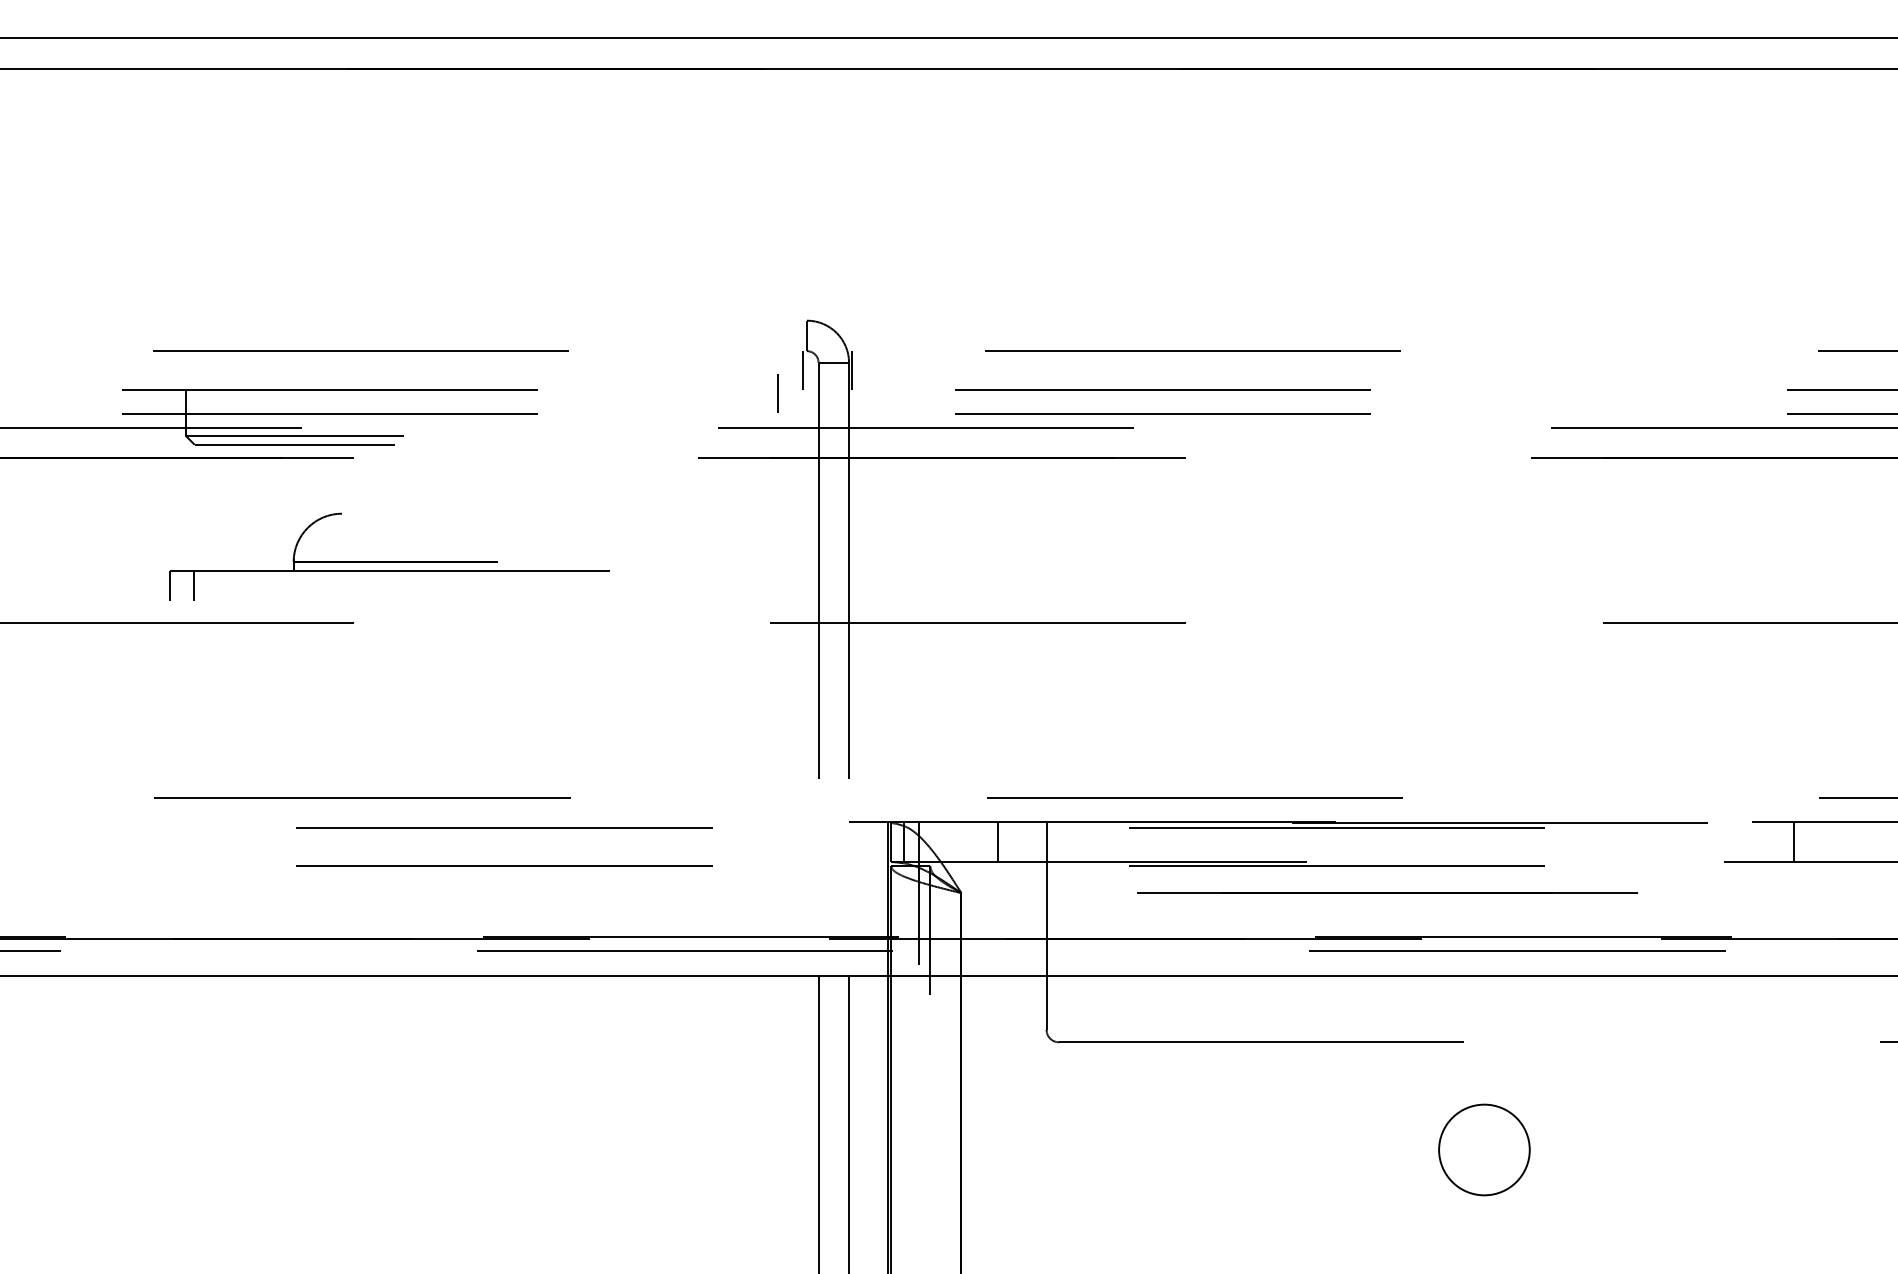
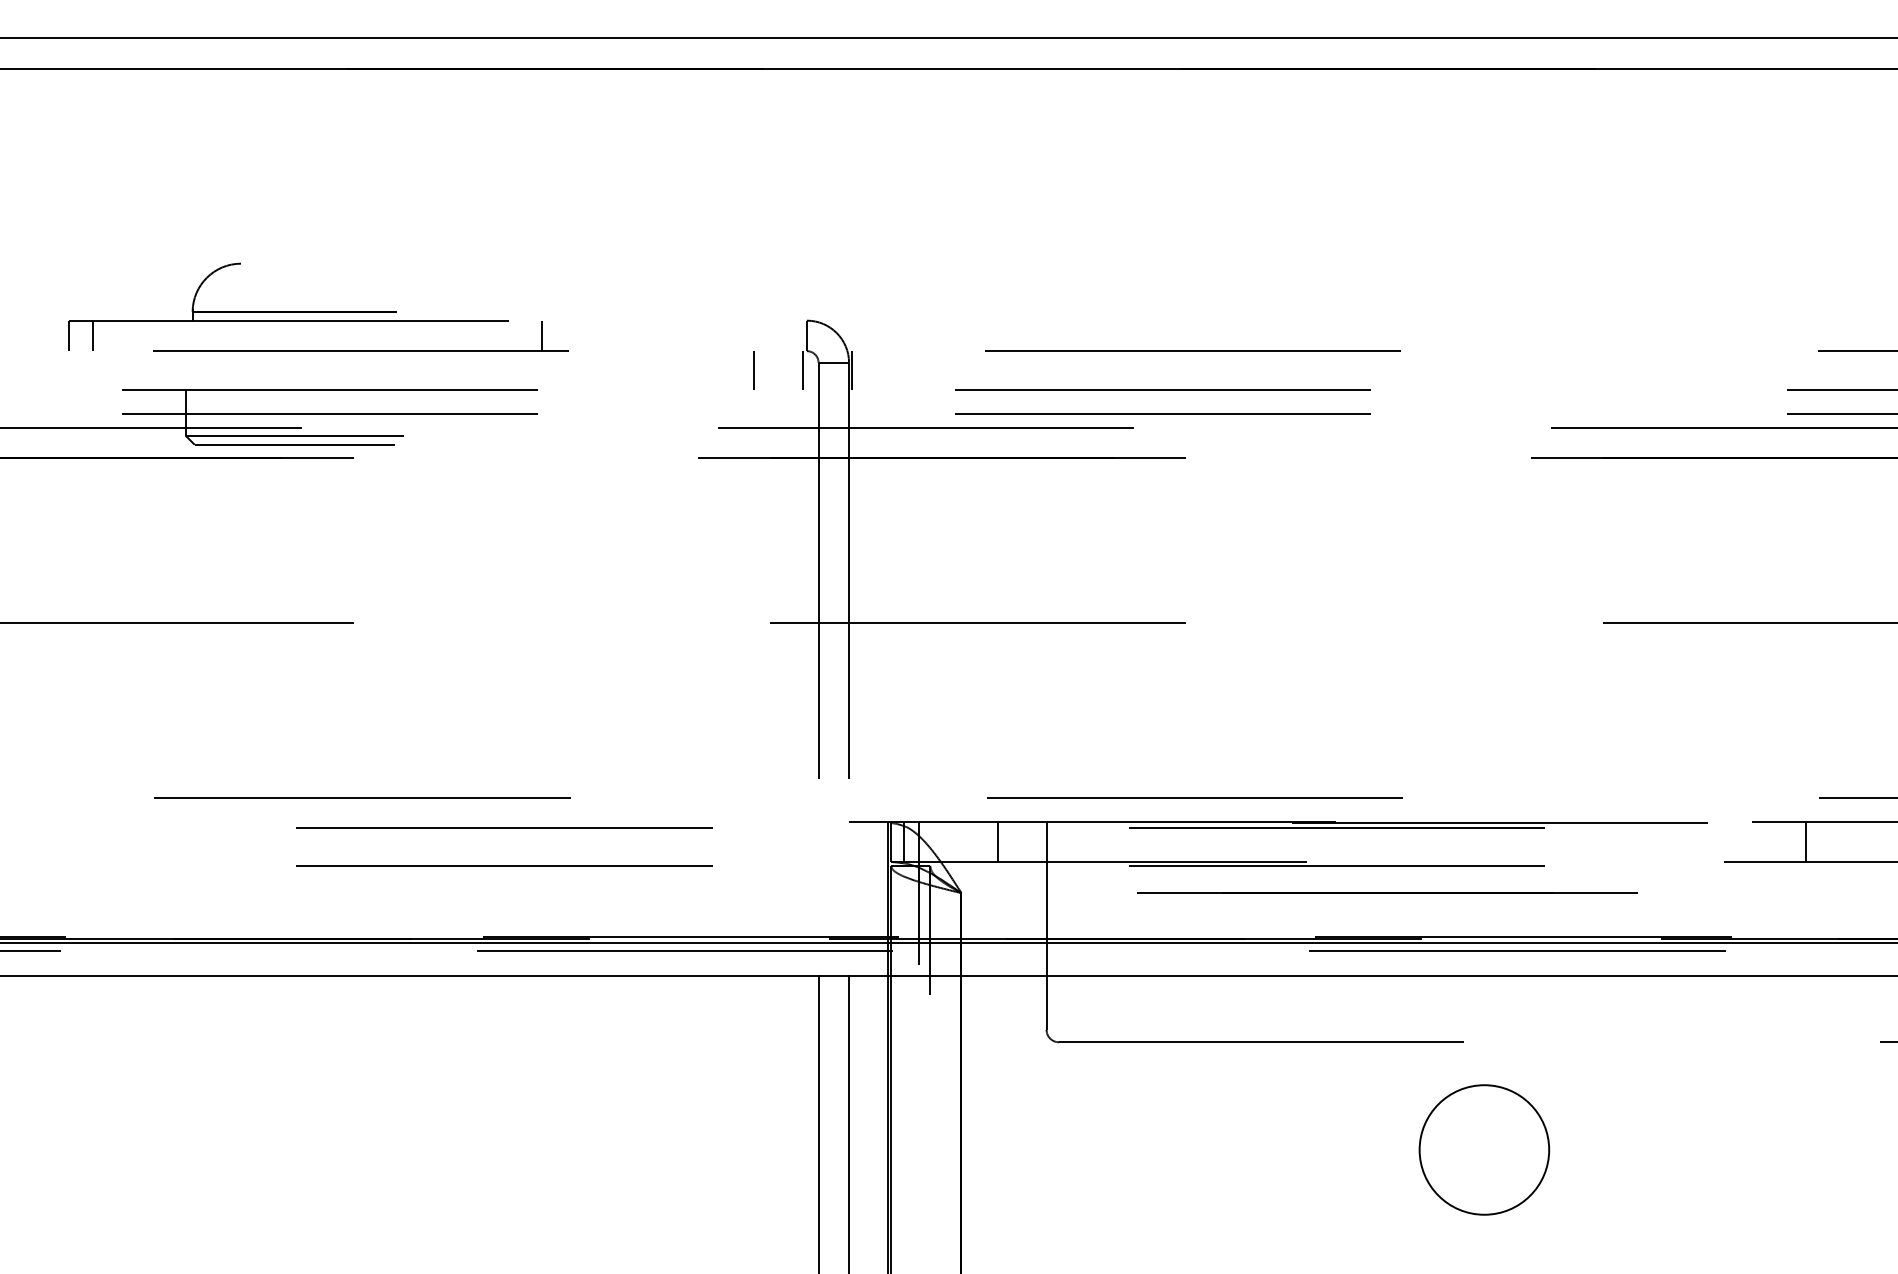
line: none -> present (541, 335)
line position: (777, 393) -> (753, 370) (753, 370)
part position: (389, 556) -> (288, 306) (288, 306)
line position: (1793, 841) -> (1805, 841) (1805, 841)
line: none -> present (948, 942)
circle size: 93x94 px -> 133x132 px (1484, 1149)
